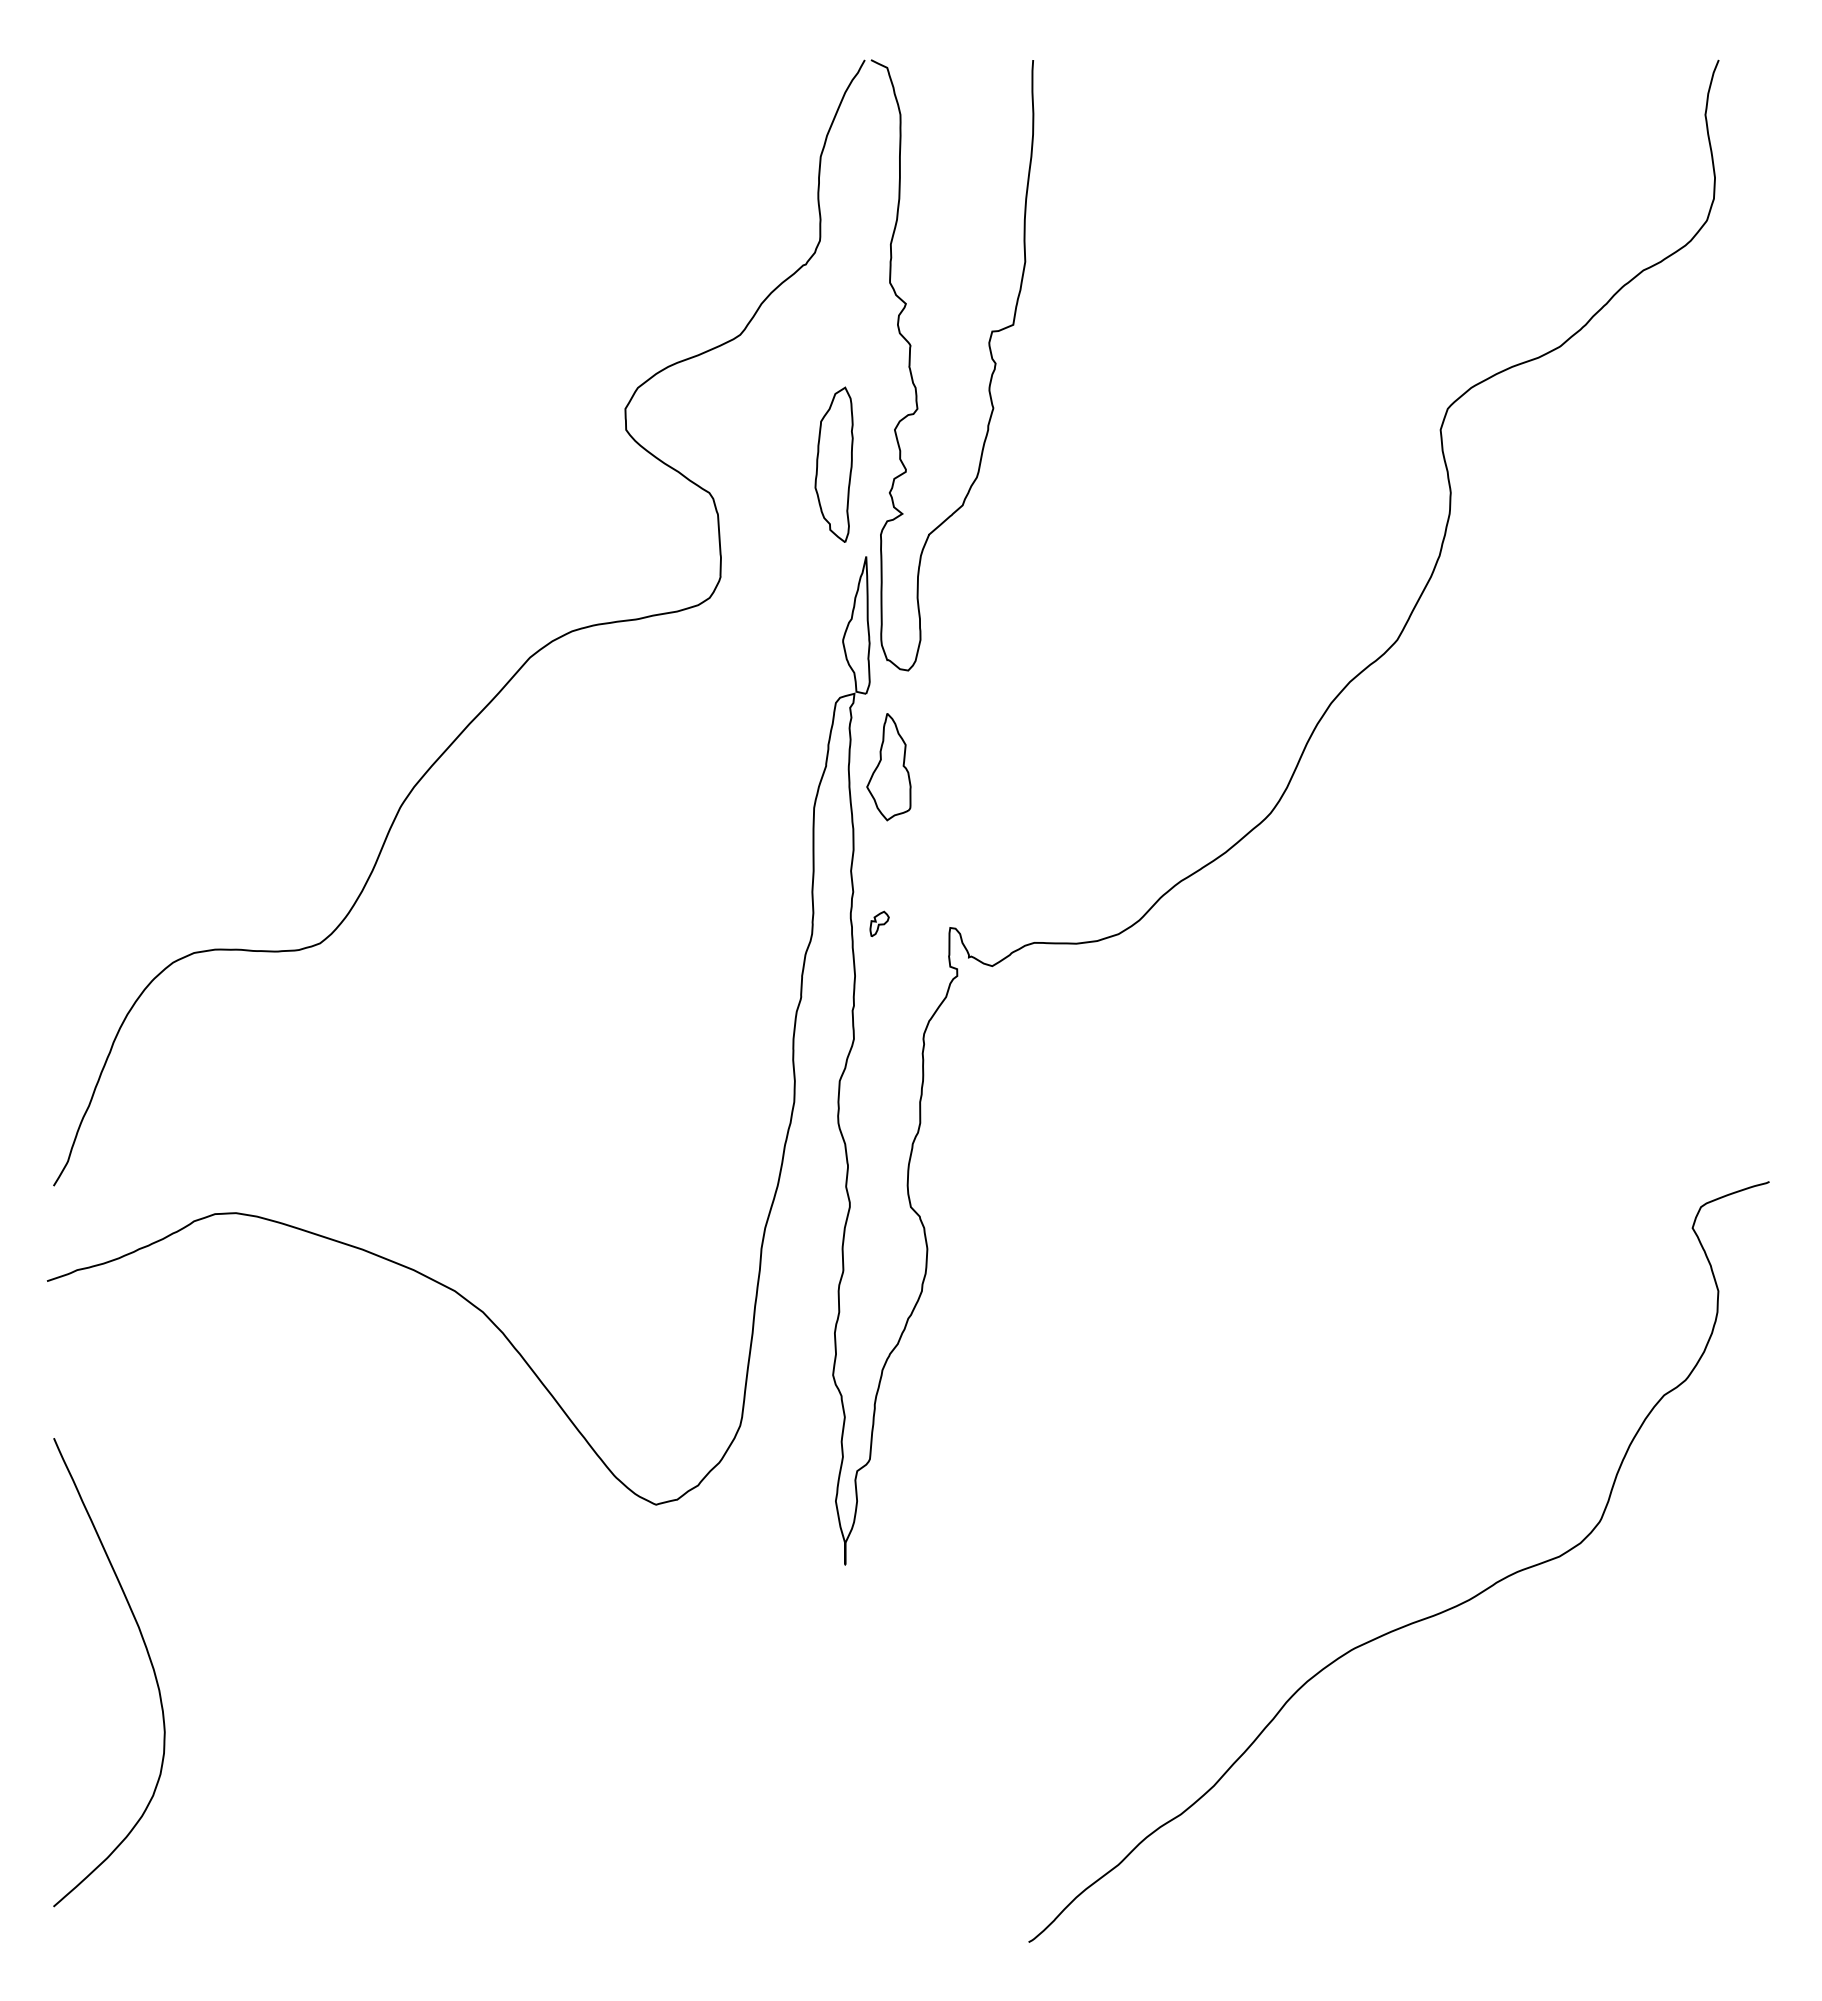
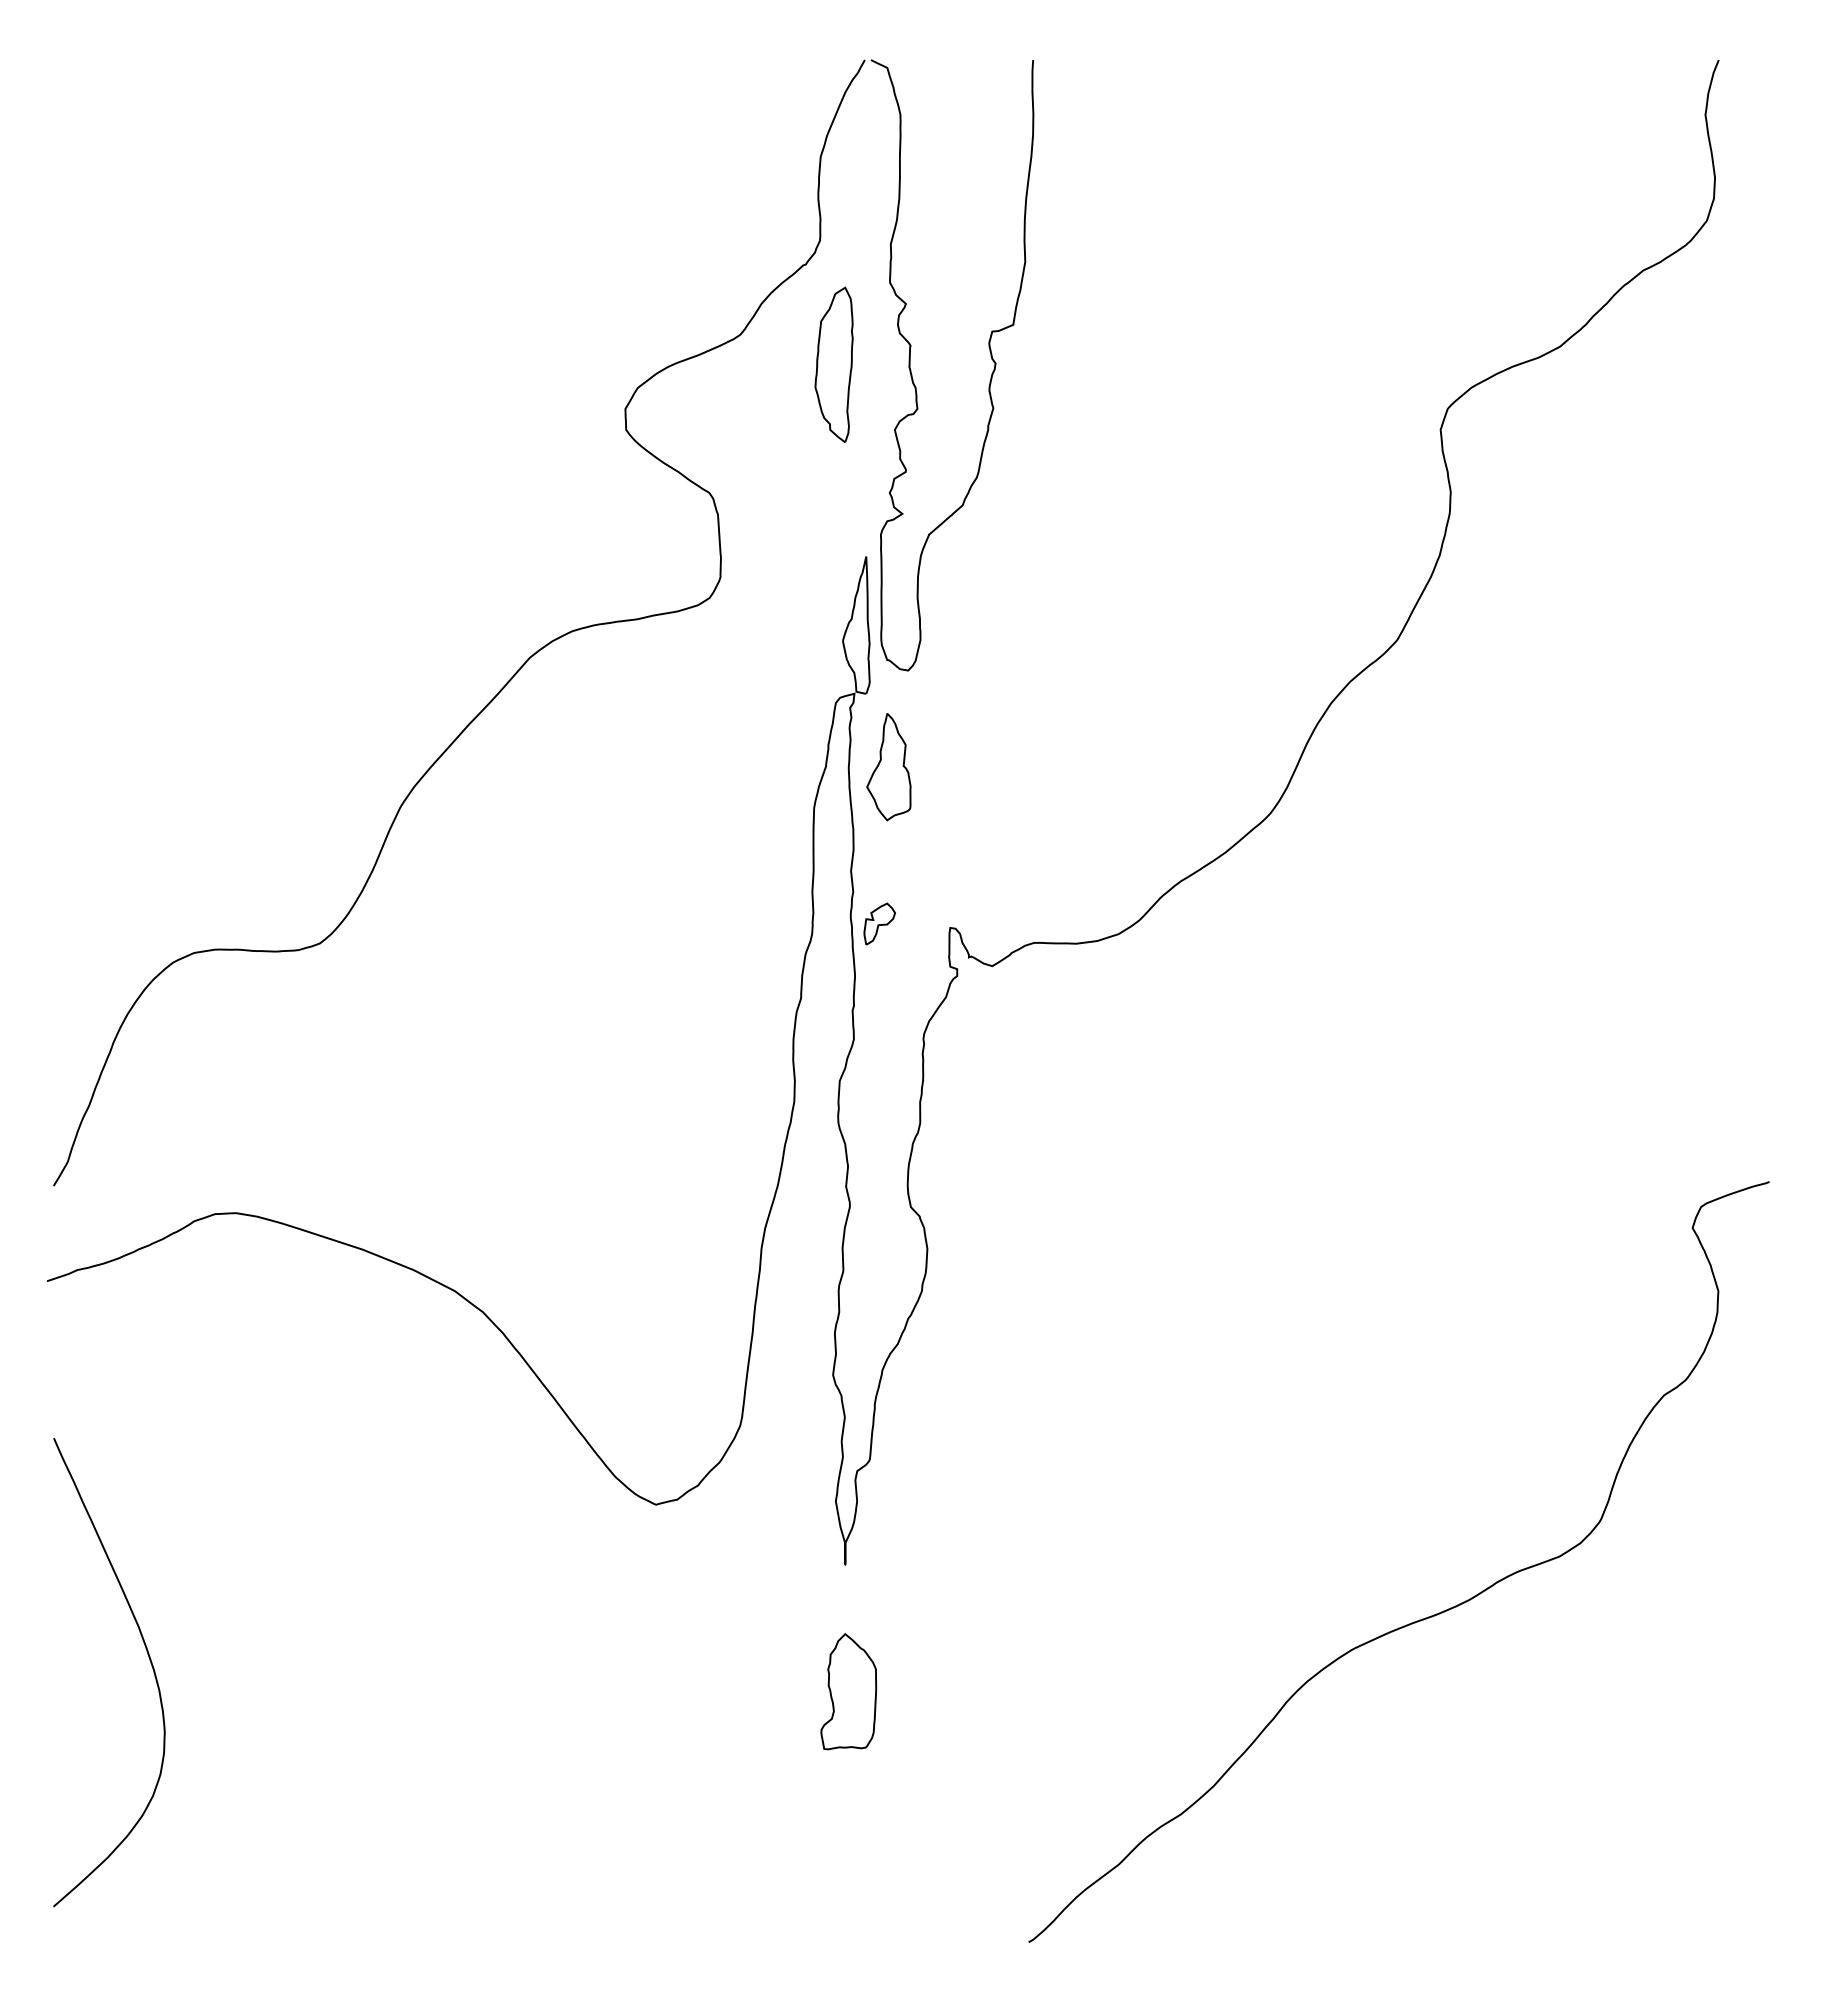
part position: (833, 464) -> (833, 364) (833, 364)
part size: 21x27 px -> 33x44 px (879, 923)
part: none -> present (848, 1691)
